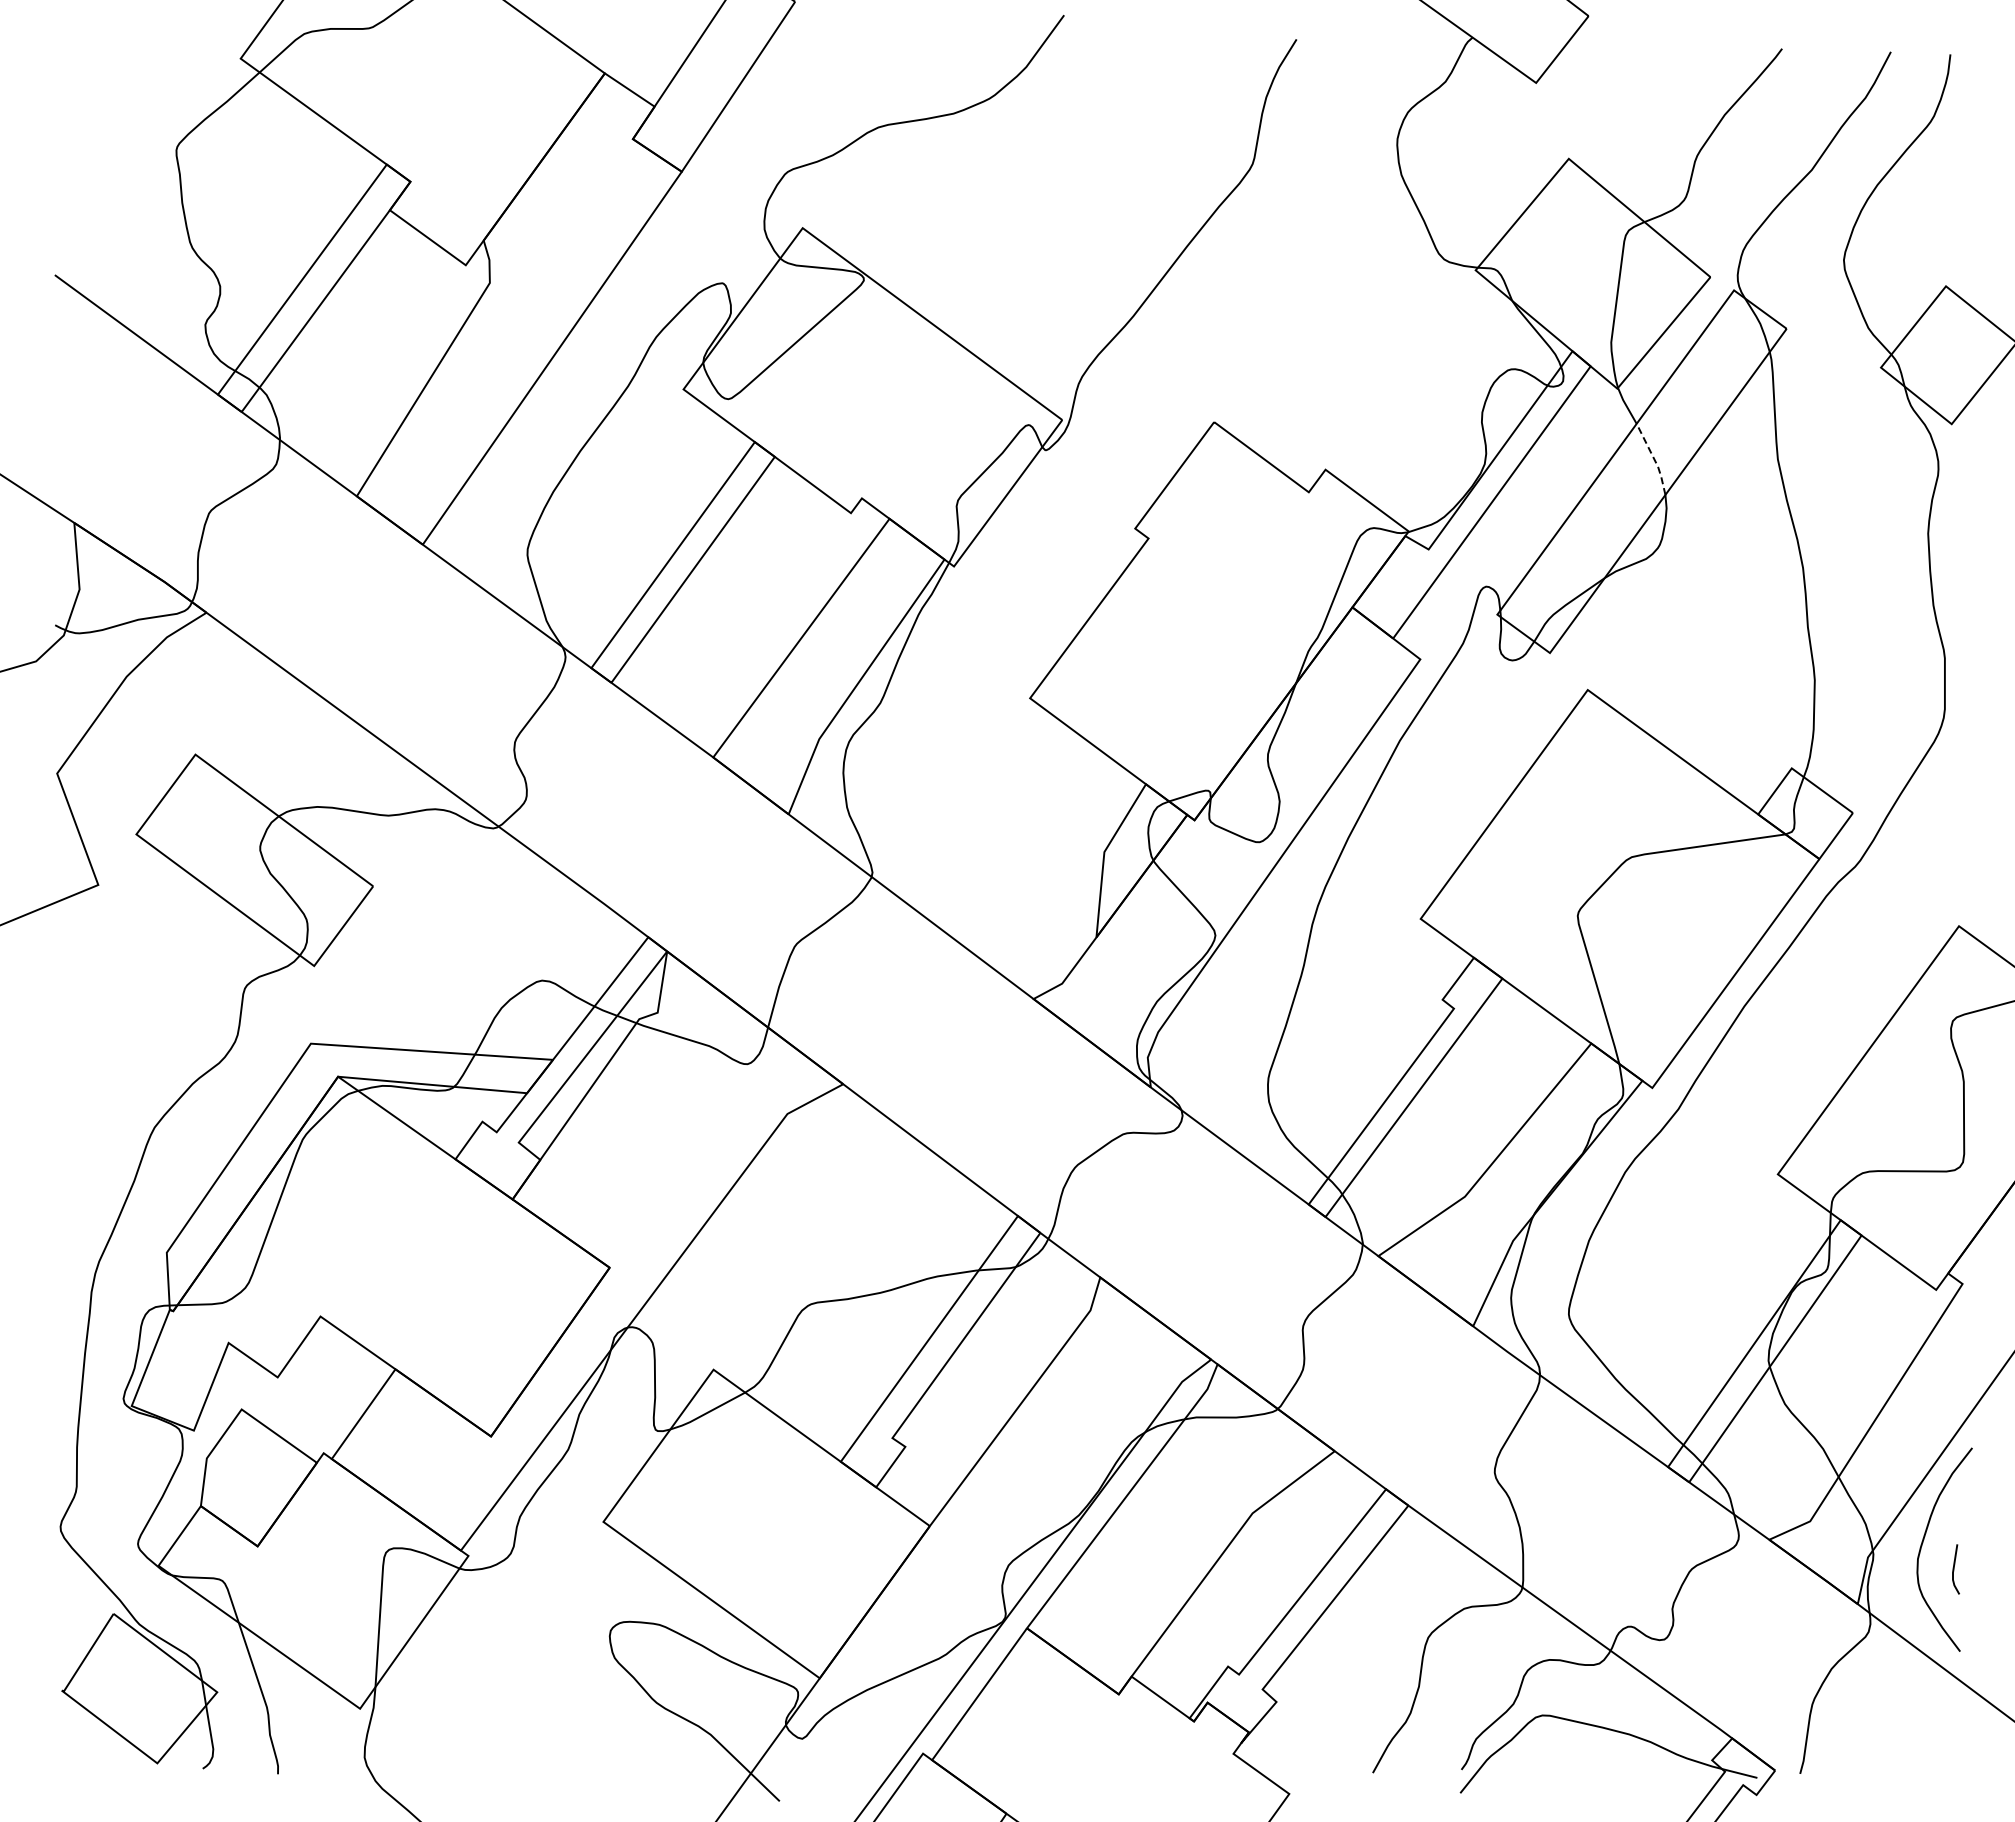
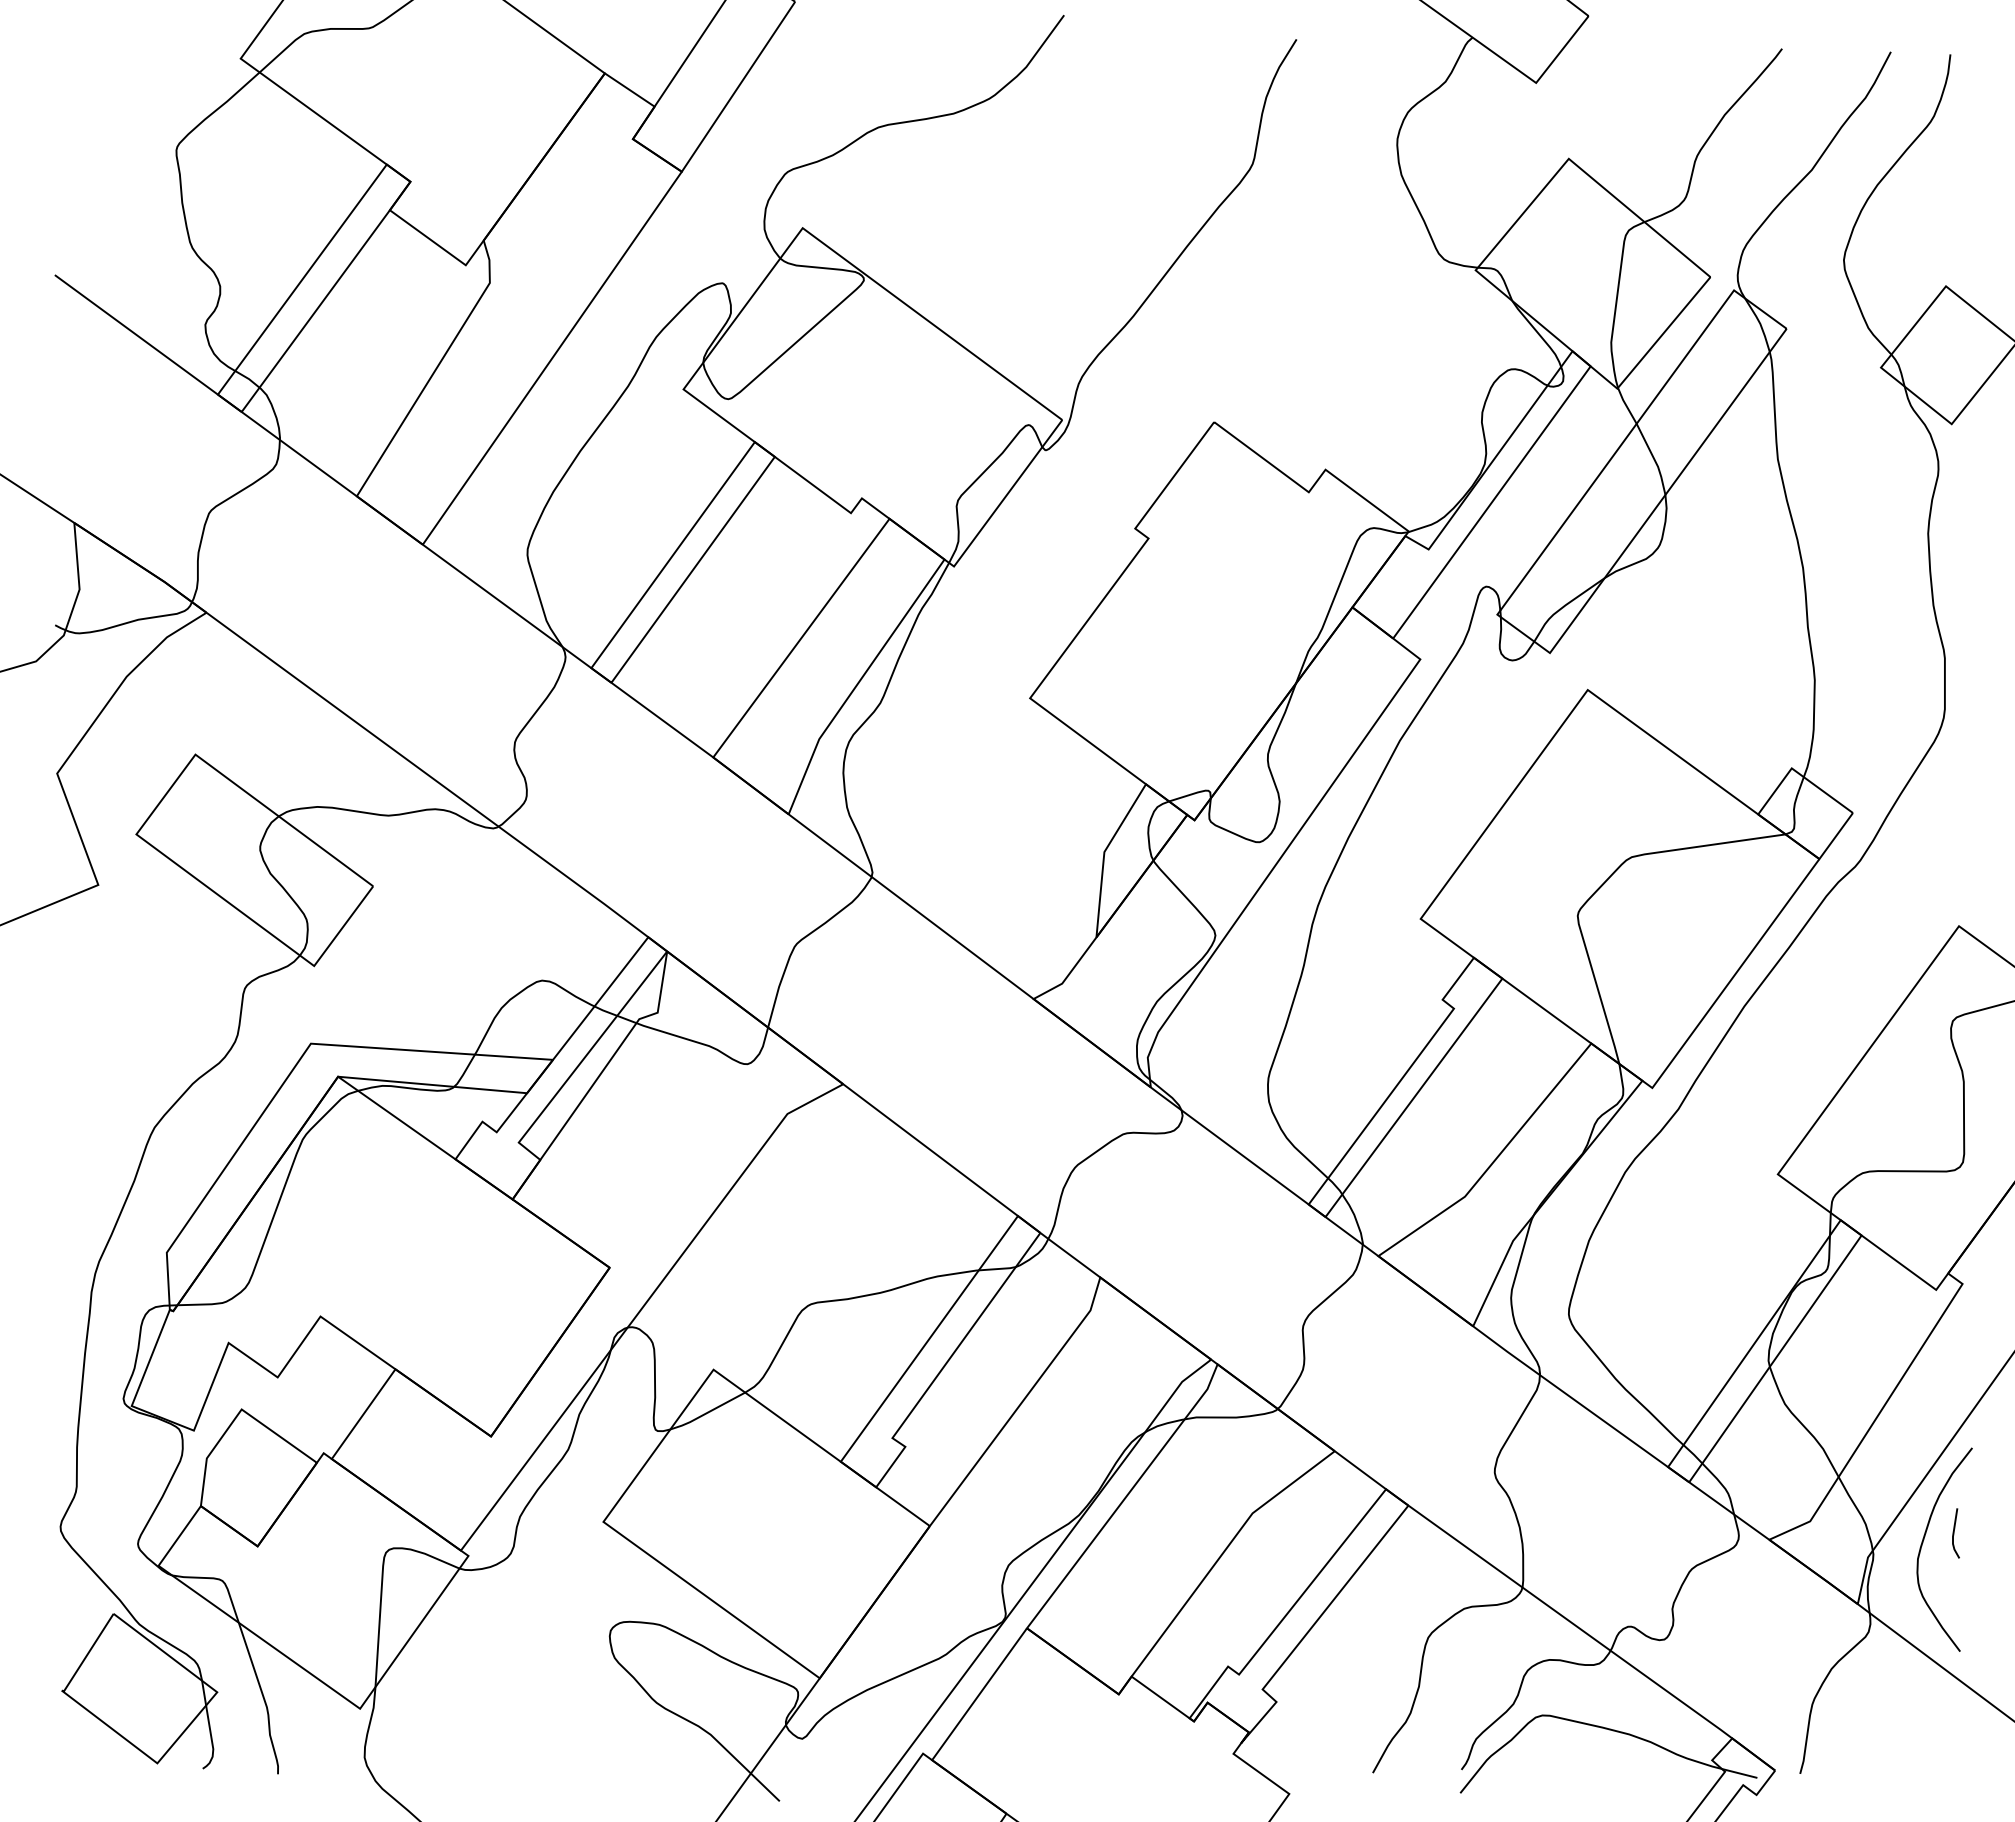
line: dashed -> solid (1654, 458)
line position: (1954, 1569) -> (1954, 1533) (1954, 1533)
